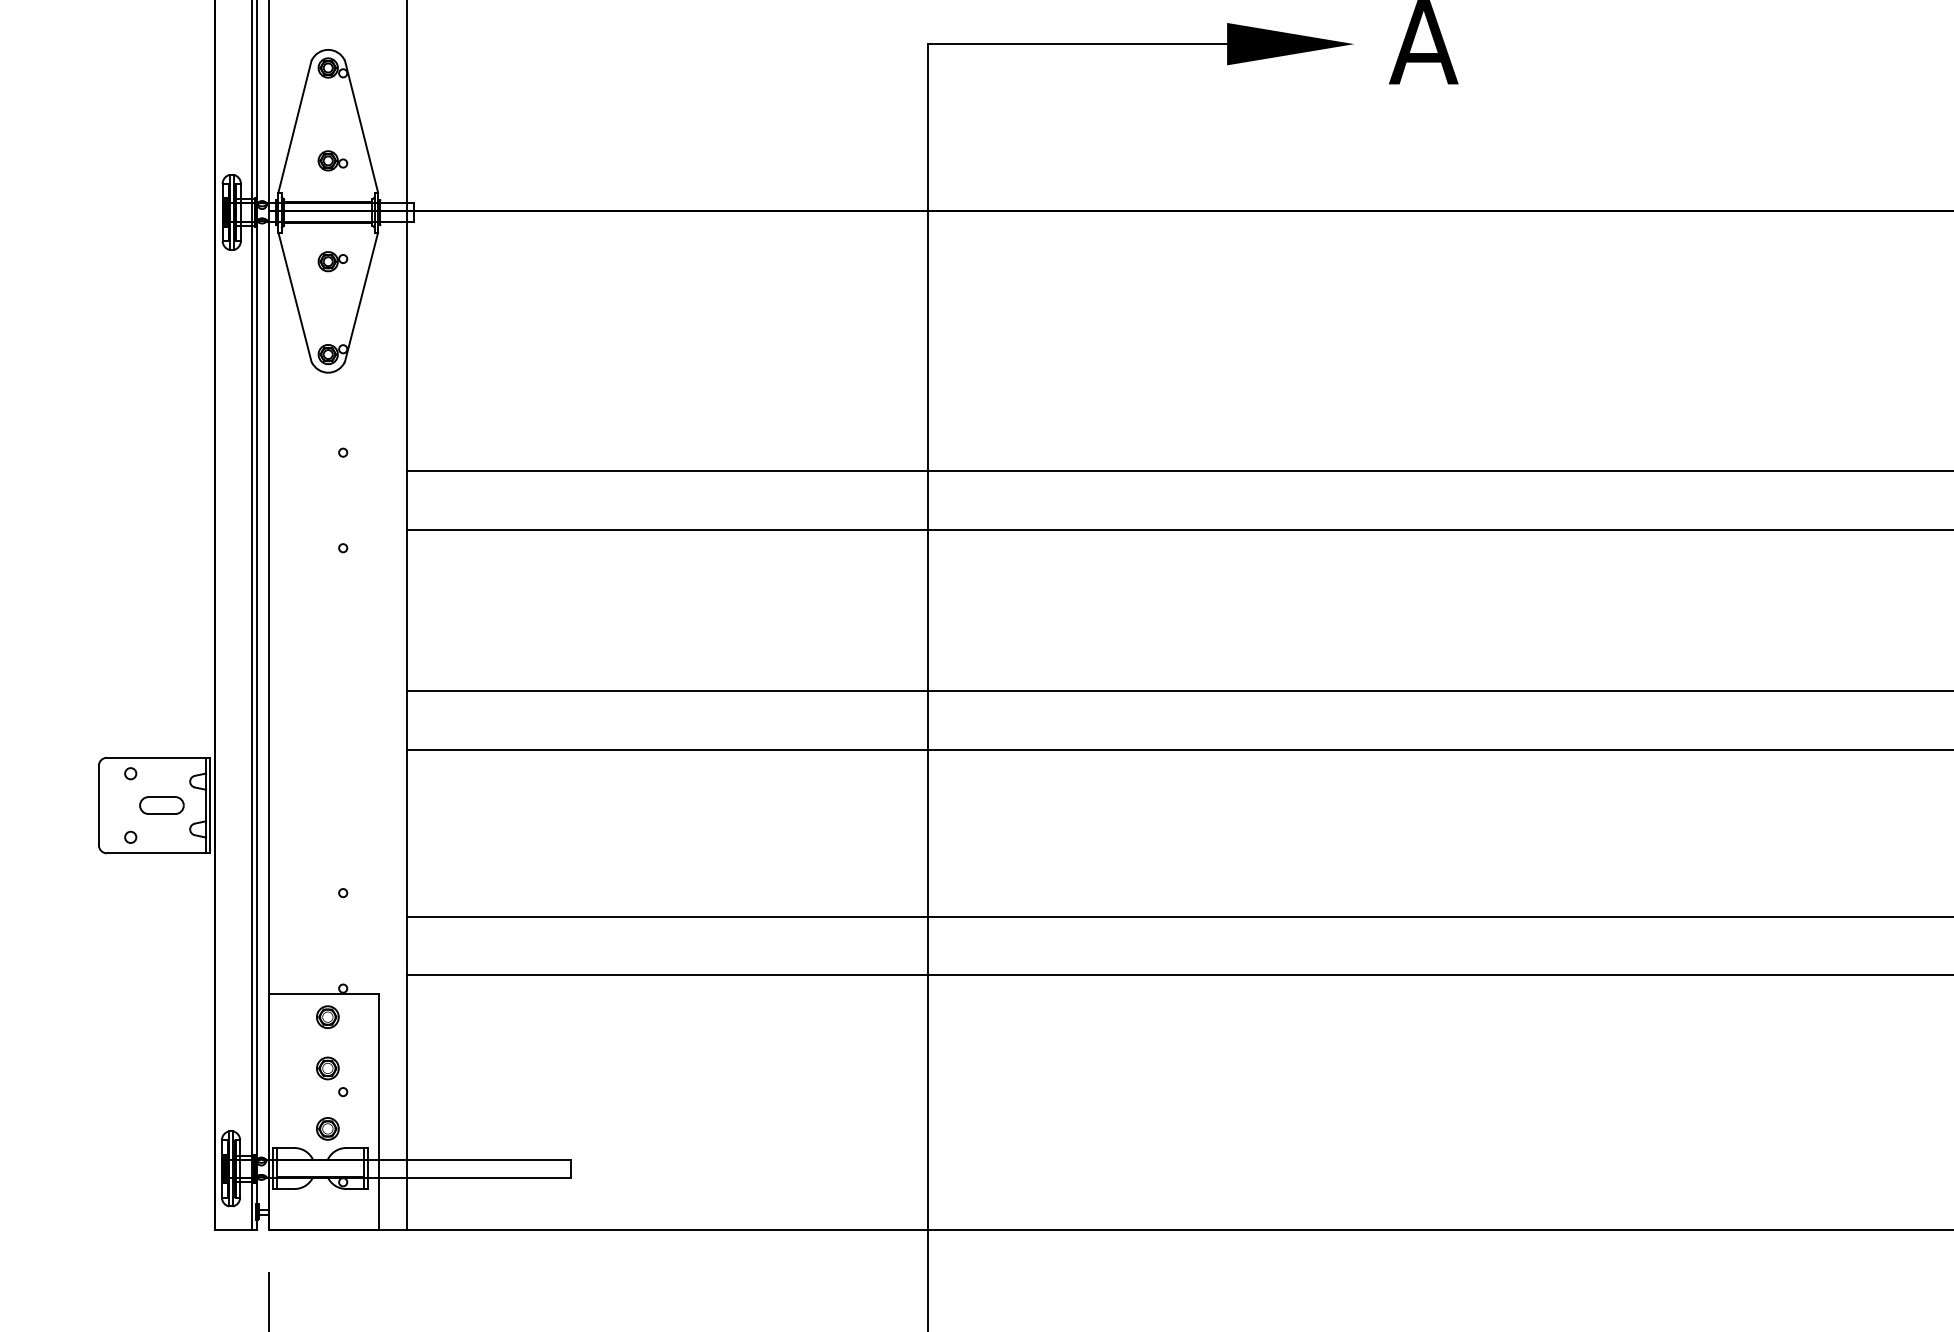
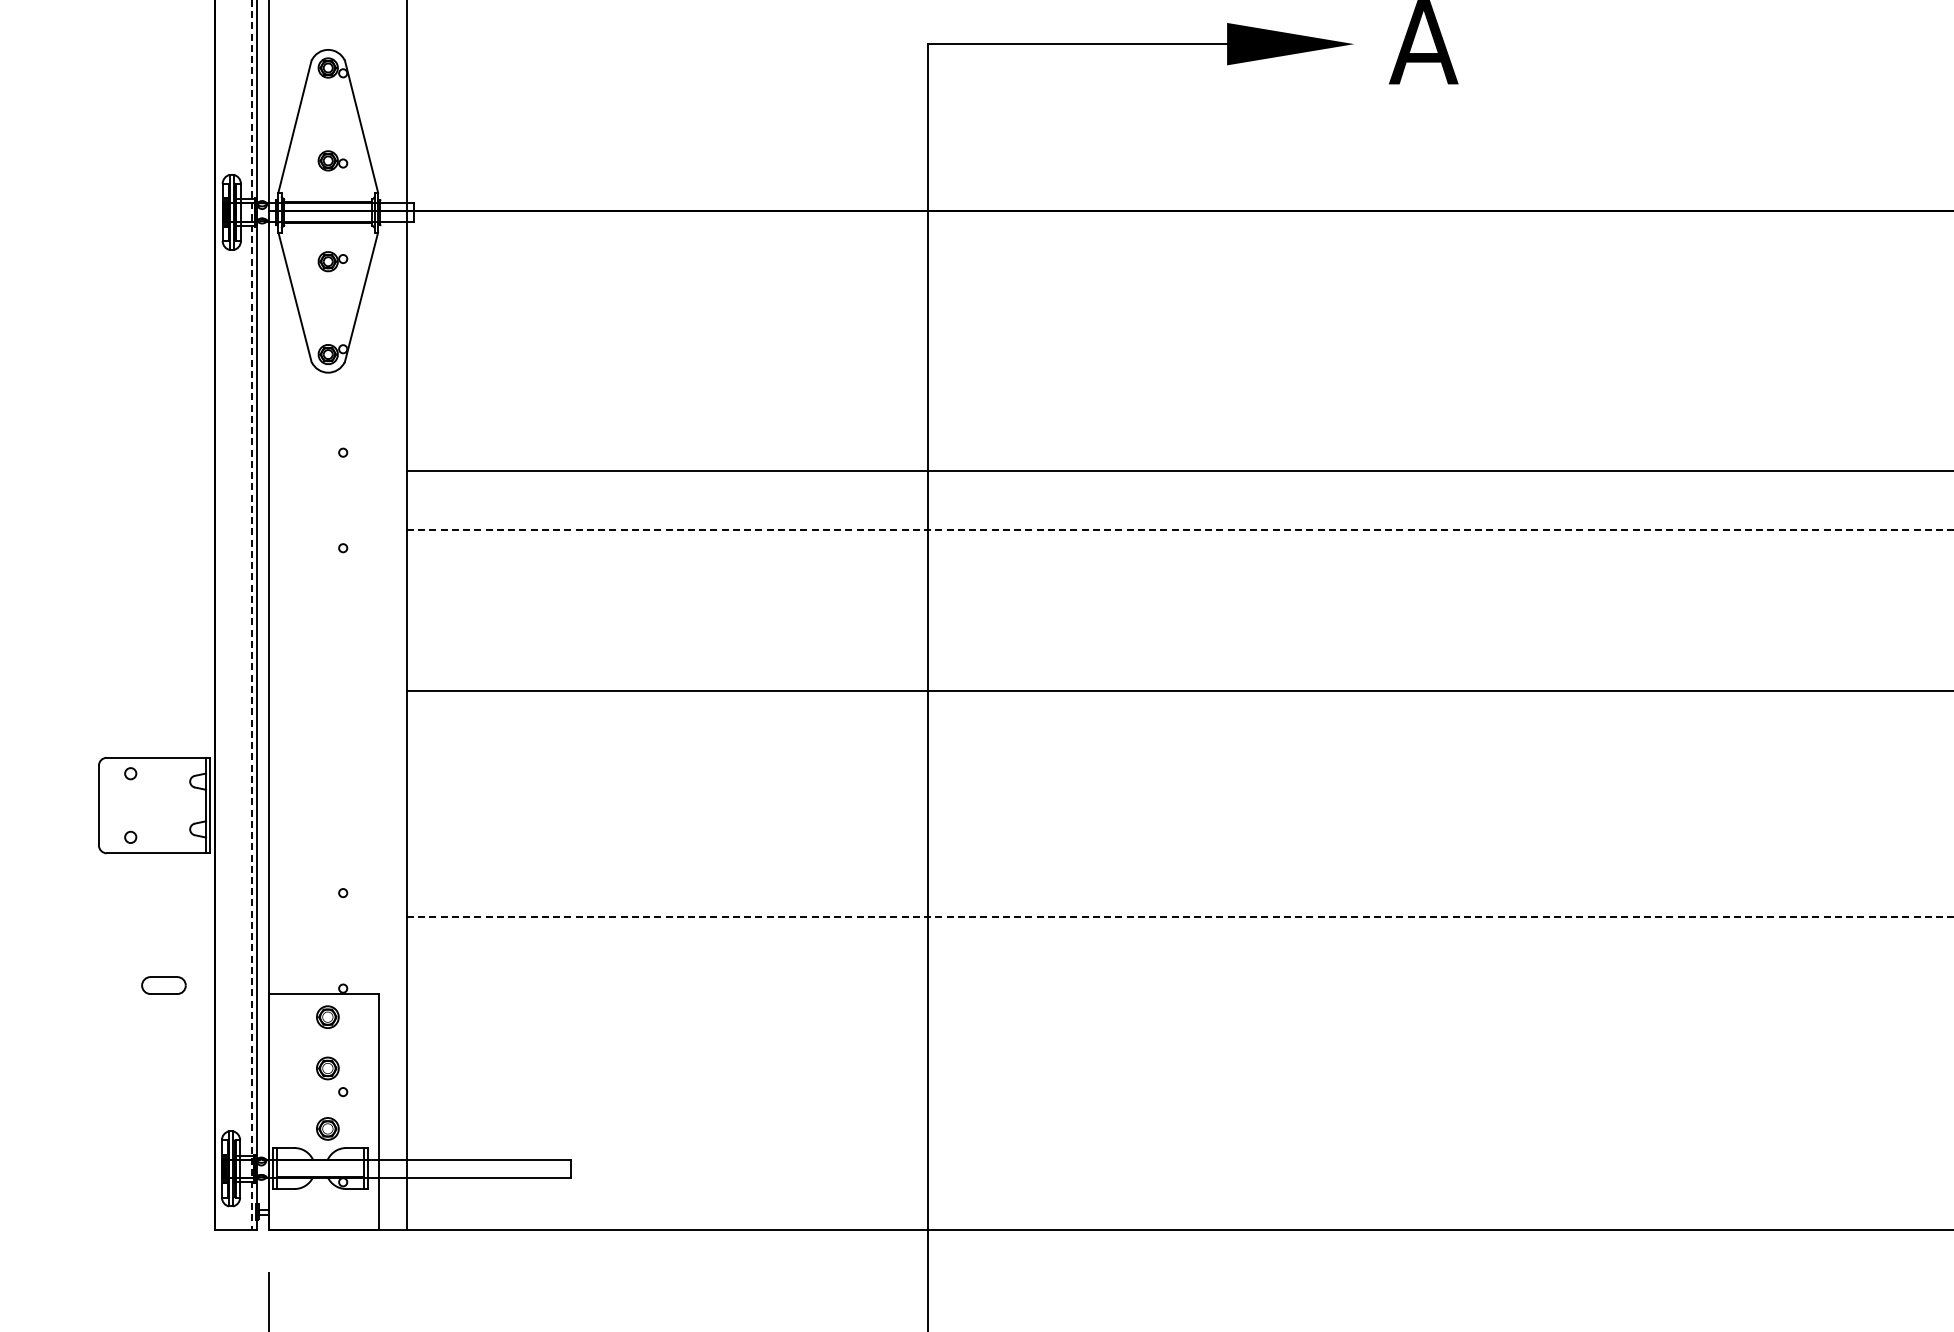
line: solid -> dashed (1180, 529)
line: solid -> dashed (252, 615)
line: present -> none (1178, 749)
part position: (161, 805) -> (163, 985) (163, 985)
line: solid -> dashed (1180, 916)
line: present -> none (1178, 975)
